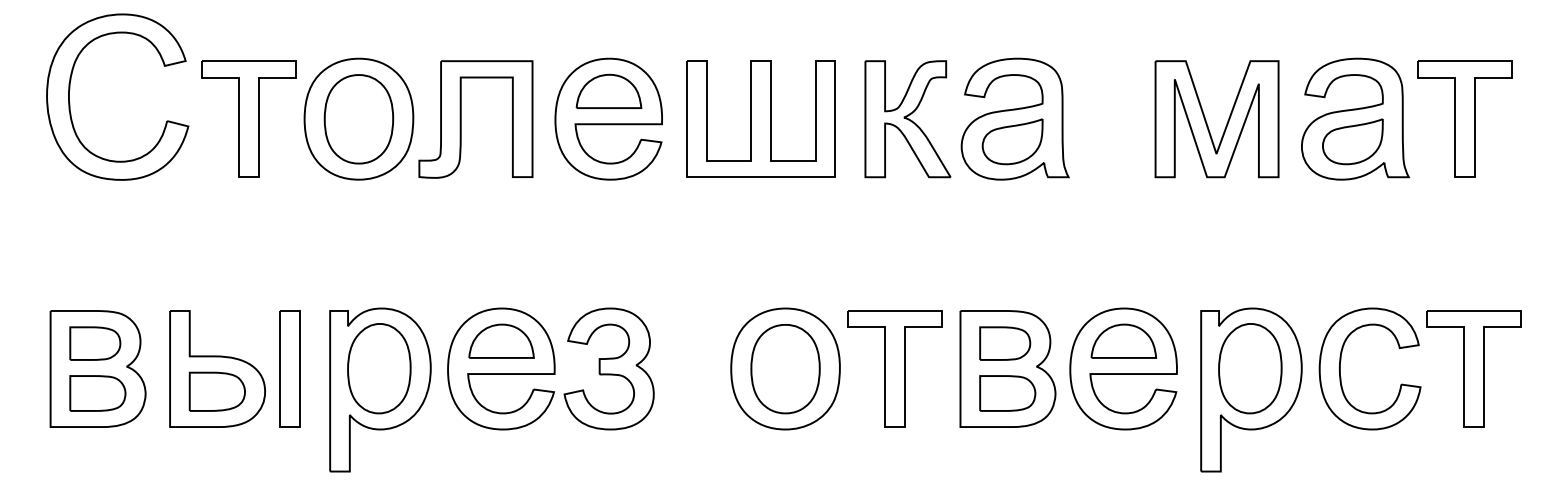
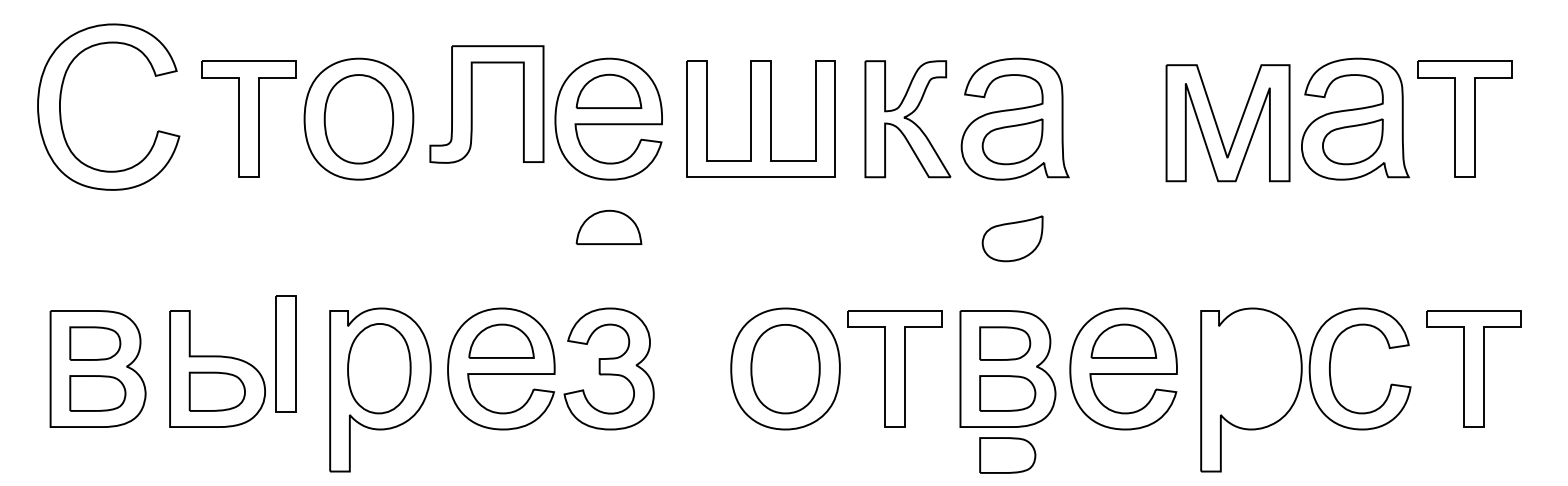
part position: (70, 89) -> (61, 99) (61, 99)
part position: (461, 119) -> (472, 104) (472, 104)
part position: (1207, 123) -> (1218, 127) (1218, 127)
part: none -> present (608, 226)
part: none -> present (1012, 238)
part position: (289, 368) -> (285, 353) (285, 353)
part: present -> none (1250, 368)
part position: (1340, 368) -> (1330, 368) (1330, 368)
part: none -> present (1007, 455)
